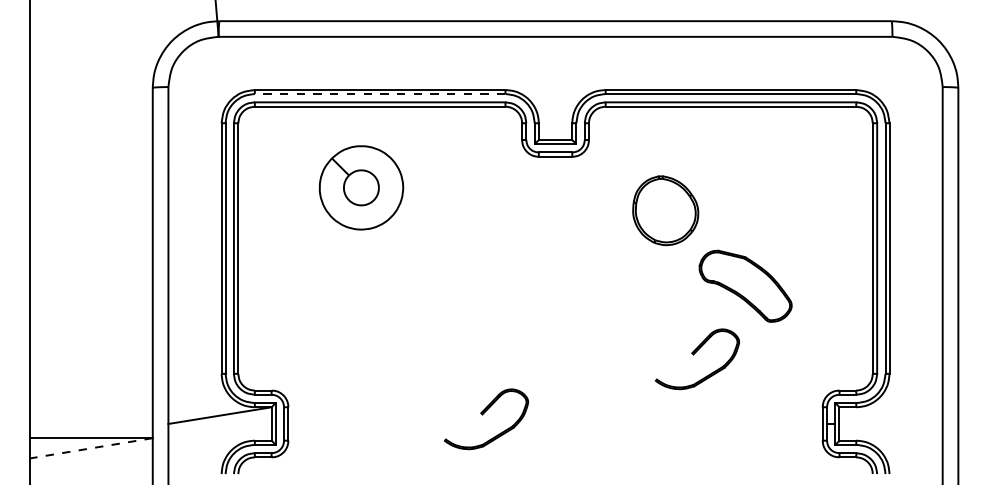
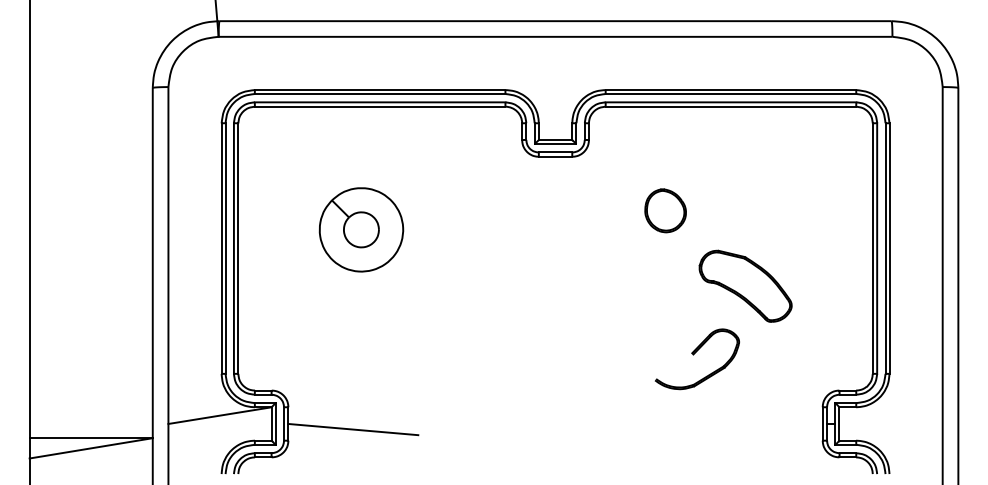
line: dashed -> solid (379, 94)
part position: (361, 187) -> (361, 229) (361, 229)
part size: 68x72 px -> 43x46 px (665, 210)
part: present -> none (486, 419)
line: none -> present (353, 429)
line: dashed -> solid (90, 448)
